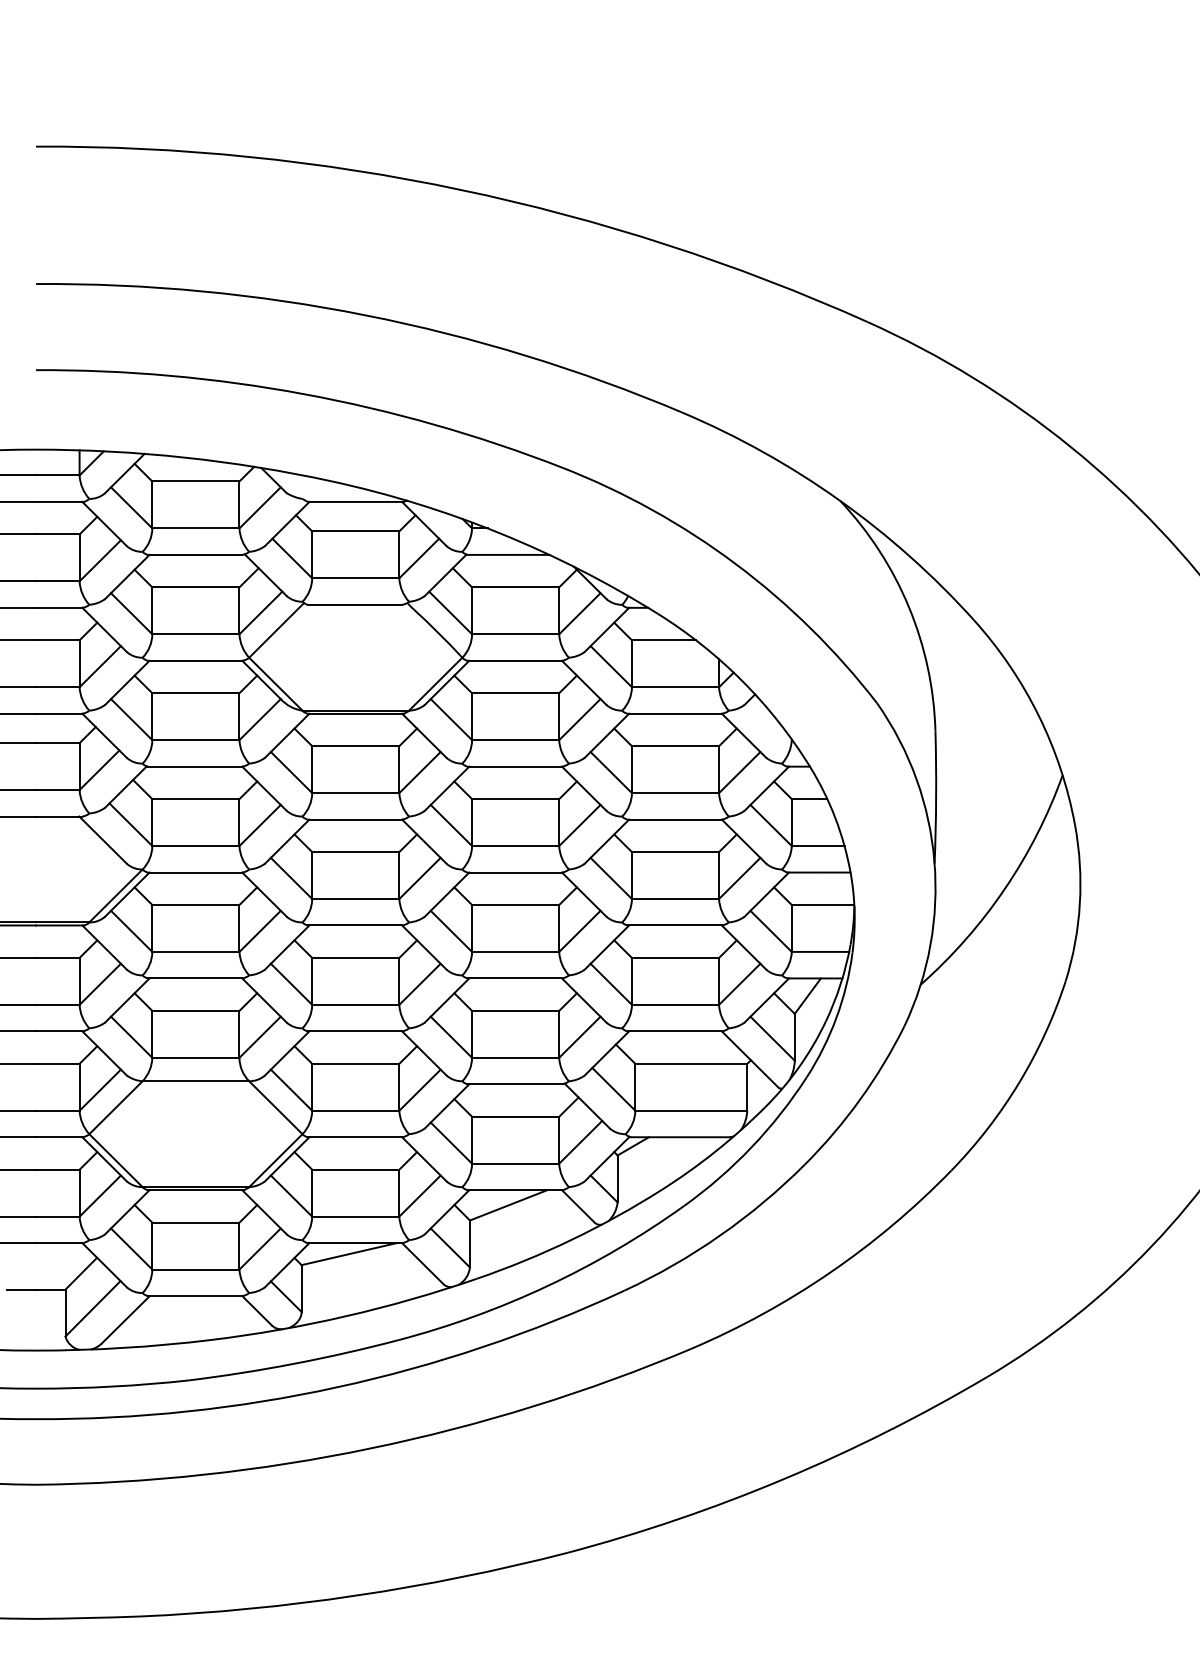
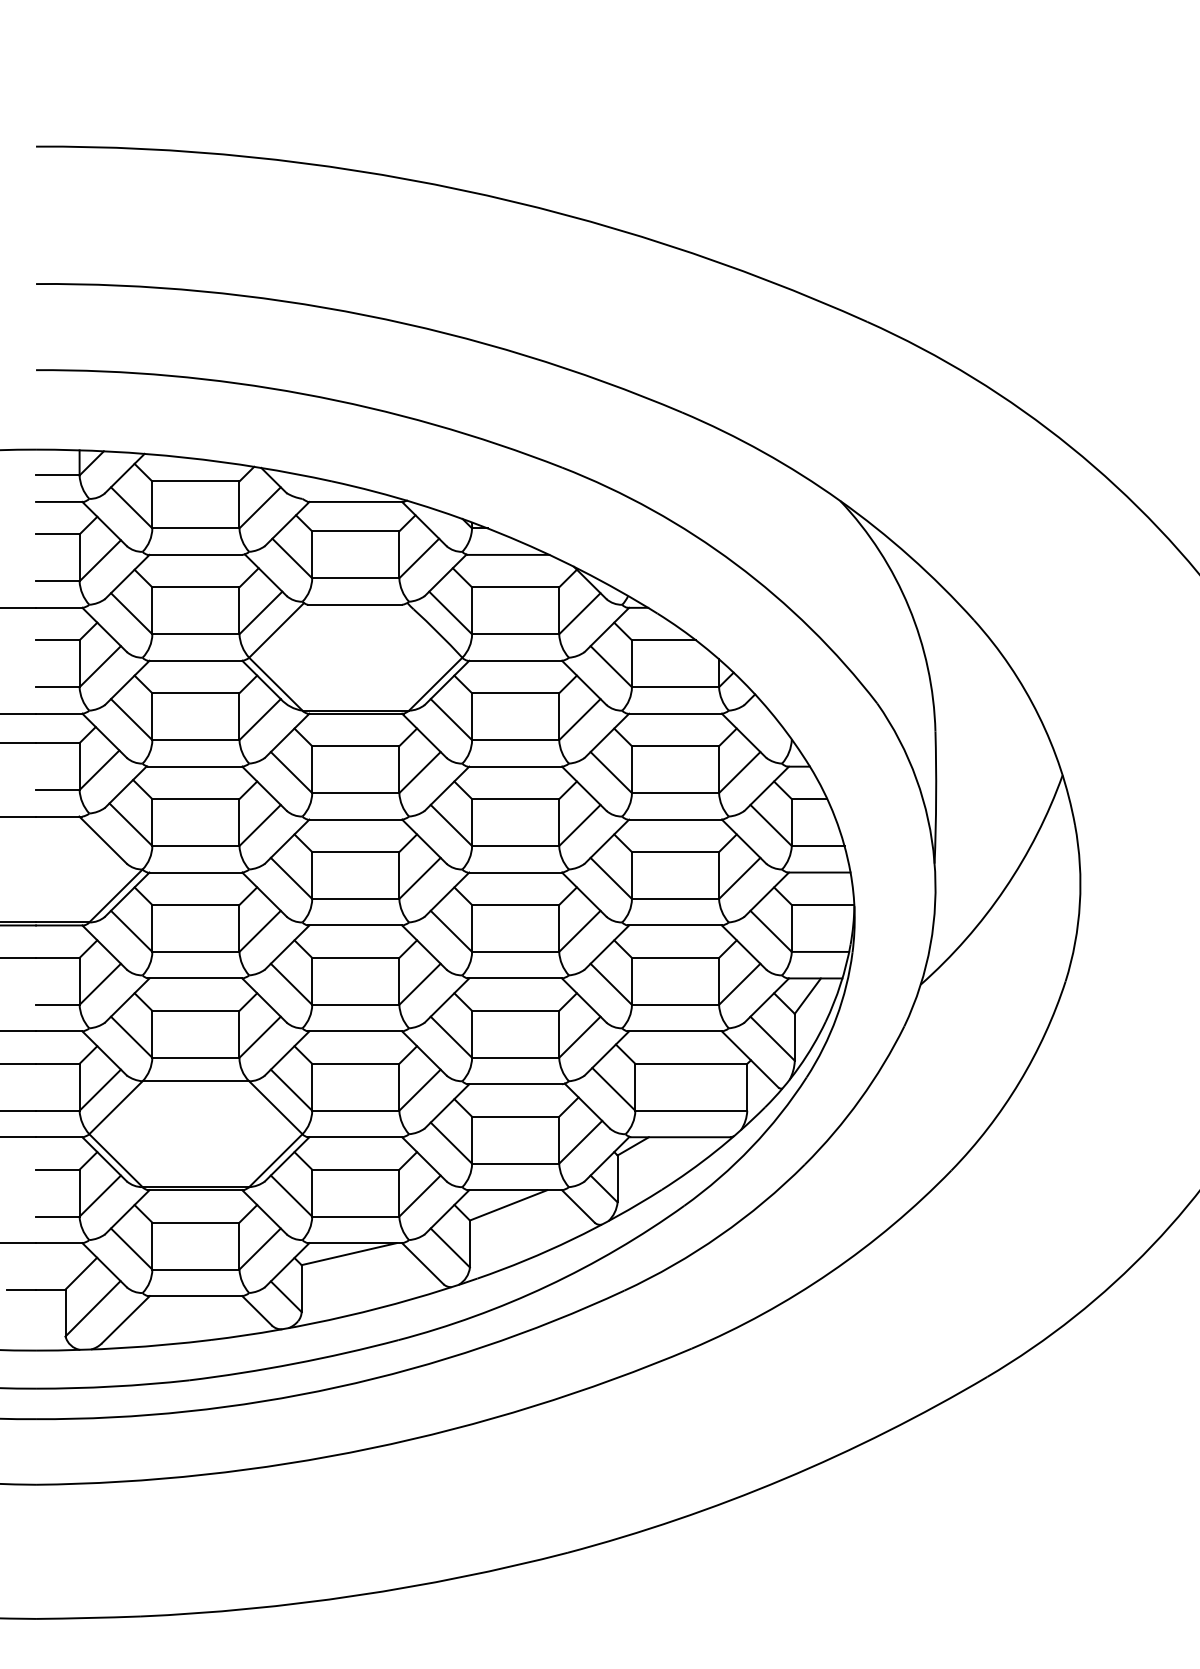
line: present -> none (19, 475)
line: present -> none (19, 501)
line: present -> none (19, 534)
line: present -> none (19, 581)
line: present -> none (19, 640)
line: present -> none (19, 687)
line: present -> none (19, 790)
line: present -> none (19, 1004)
line: present -> none (19, 1169)
line: present -> none (19, 1216)
